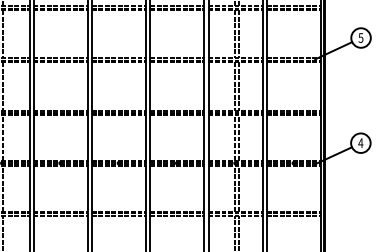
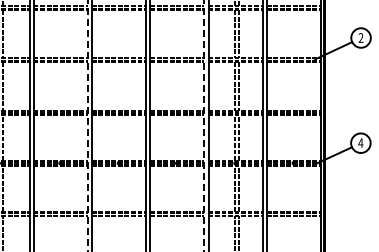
text: 5 -> 2 (360, 37)
line: solid -> dashed (87, 125)
line: solid -> dashed (204, 125)
